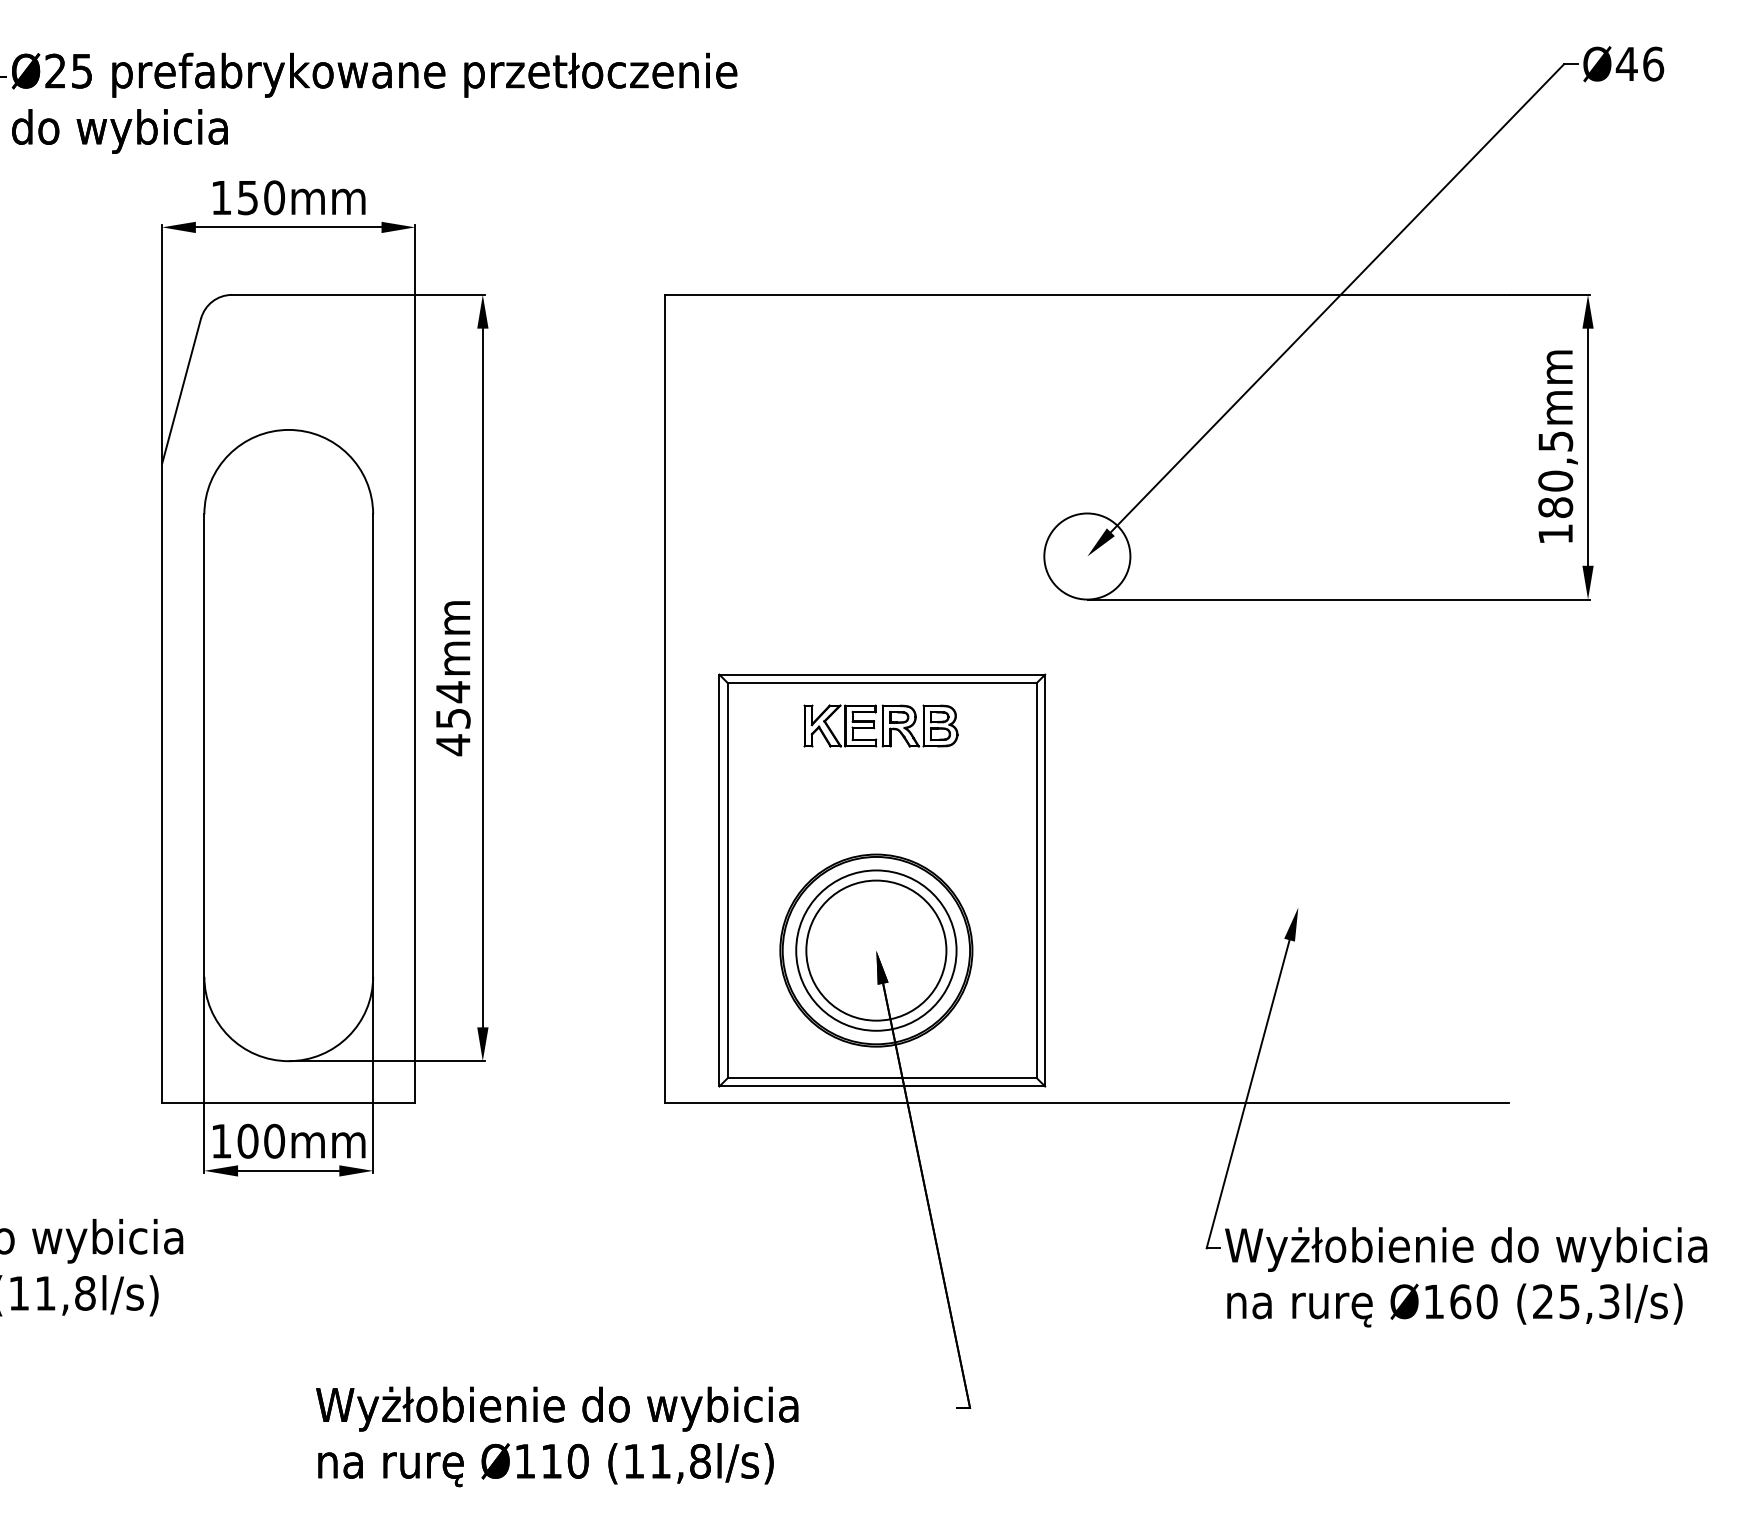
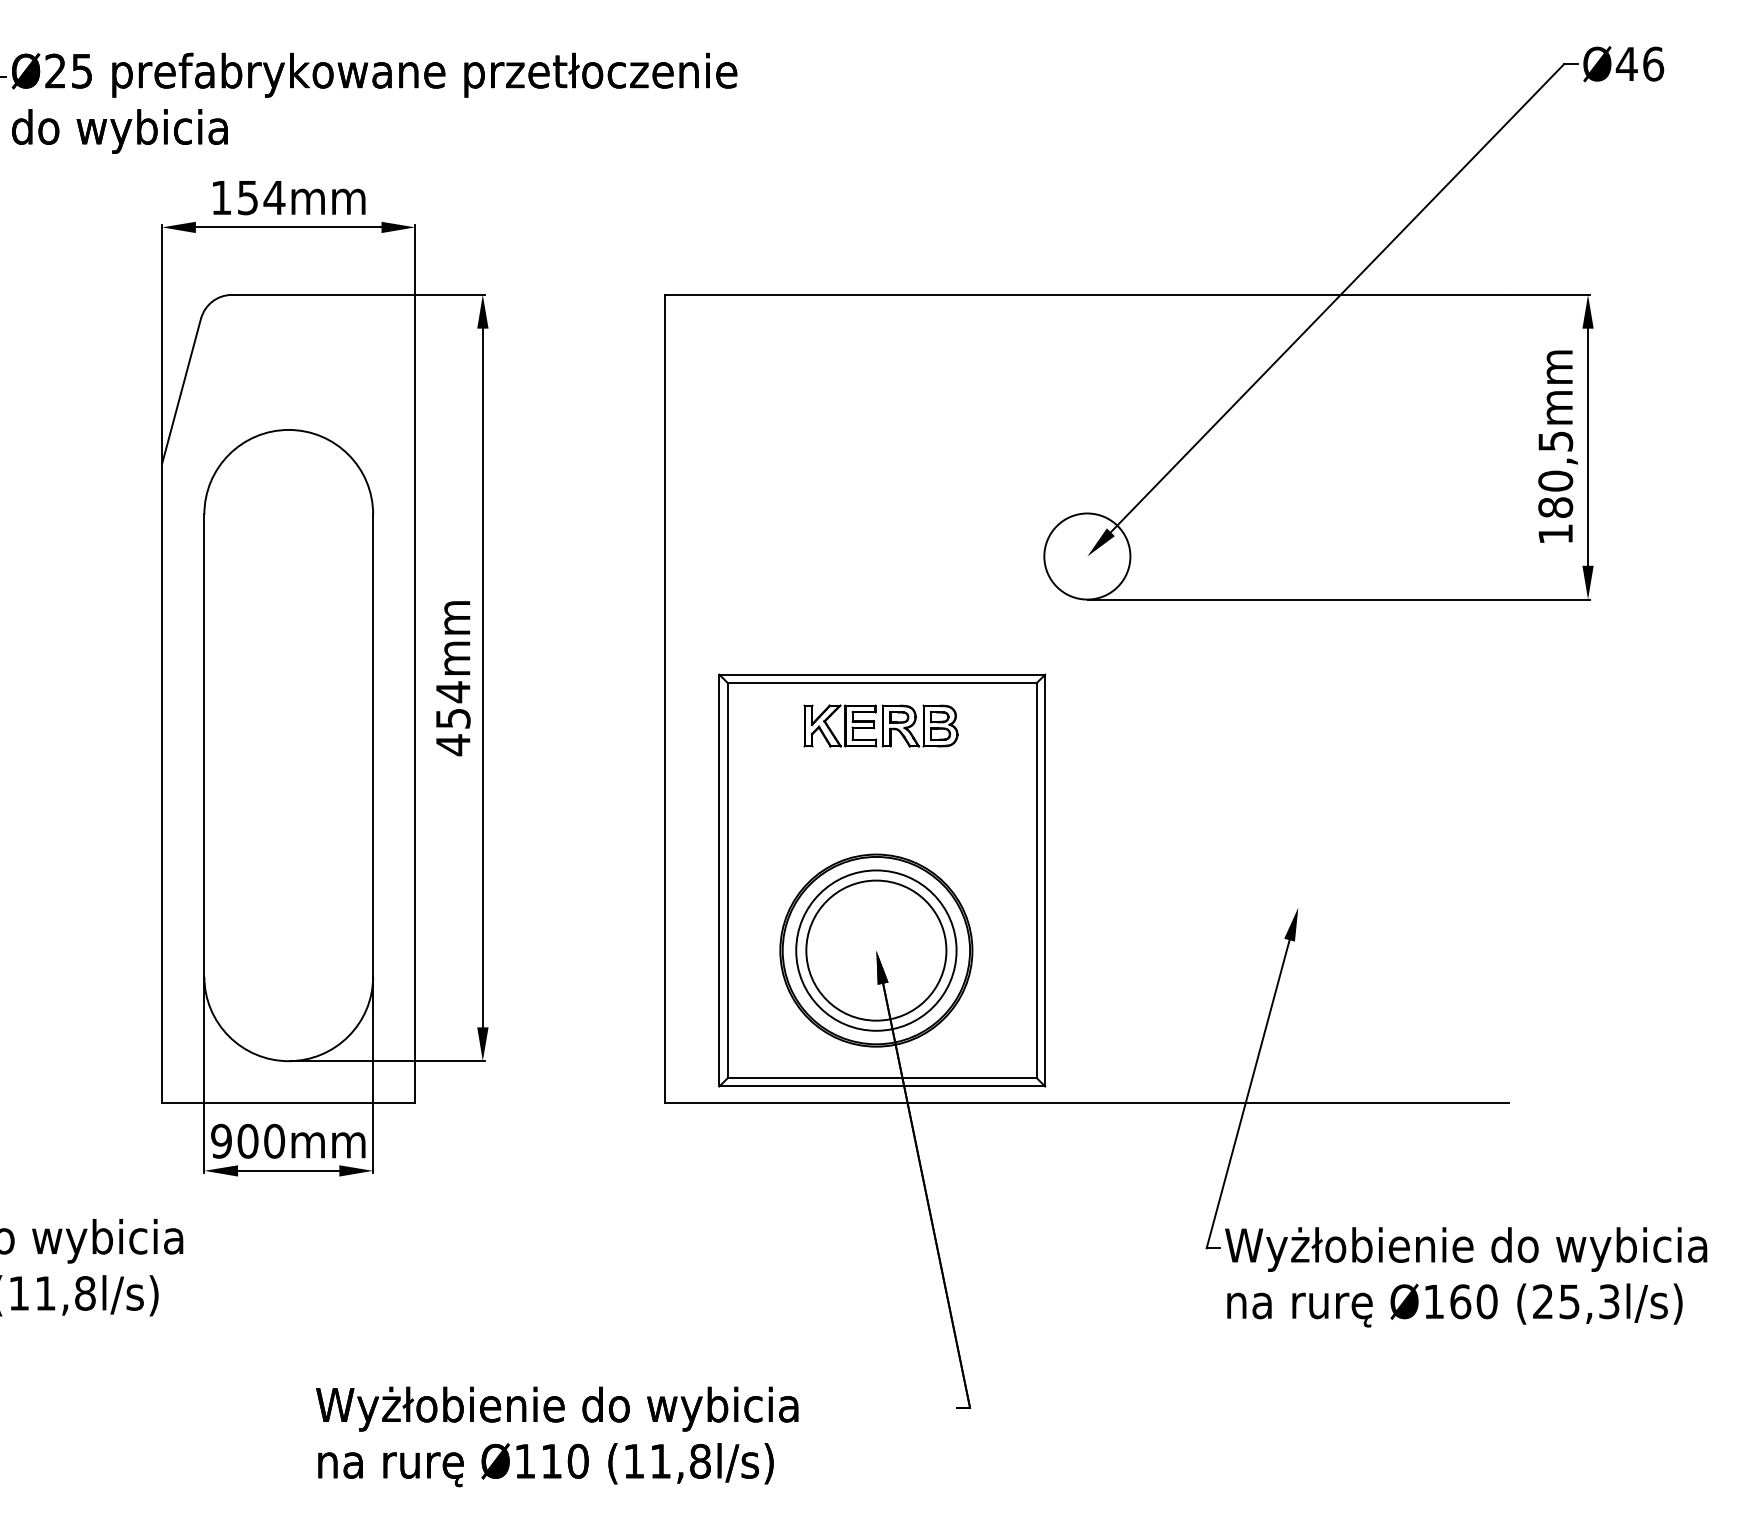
text: 150mm -> 154mm (274, 197)
text: 100mm -> 900mm (221, 1140)
